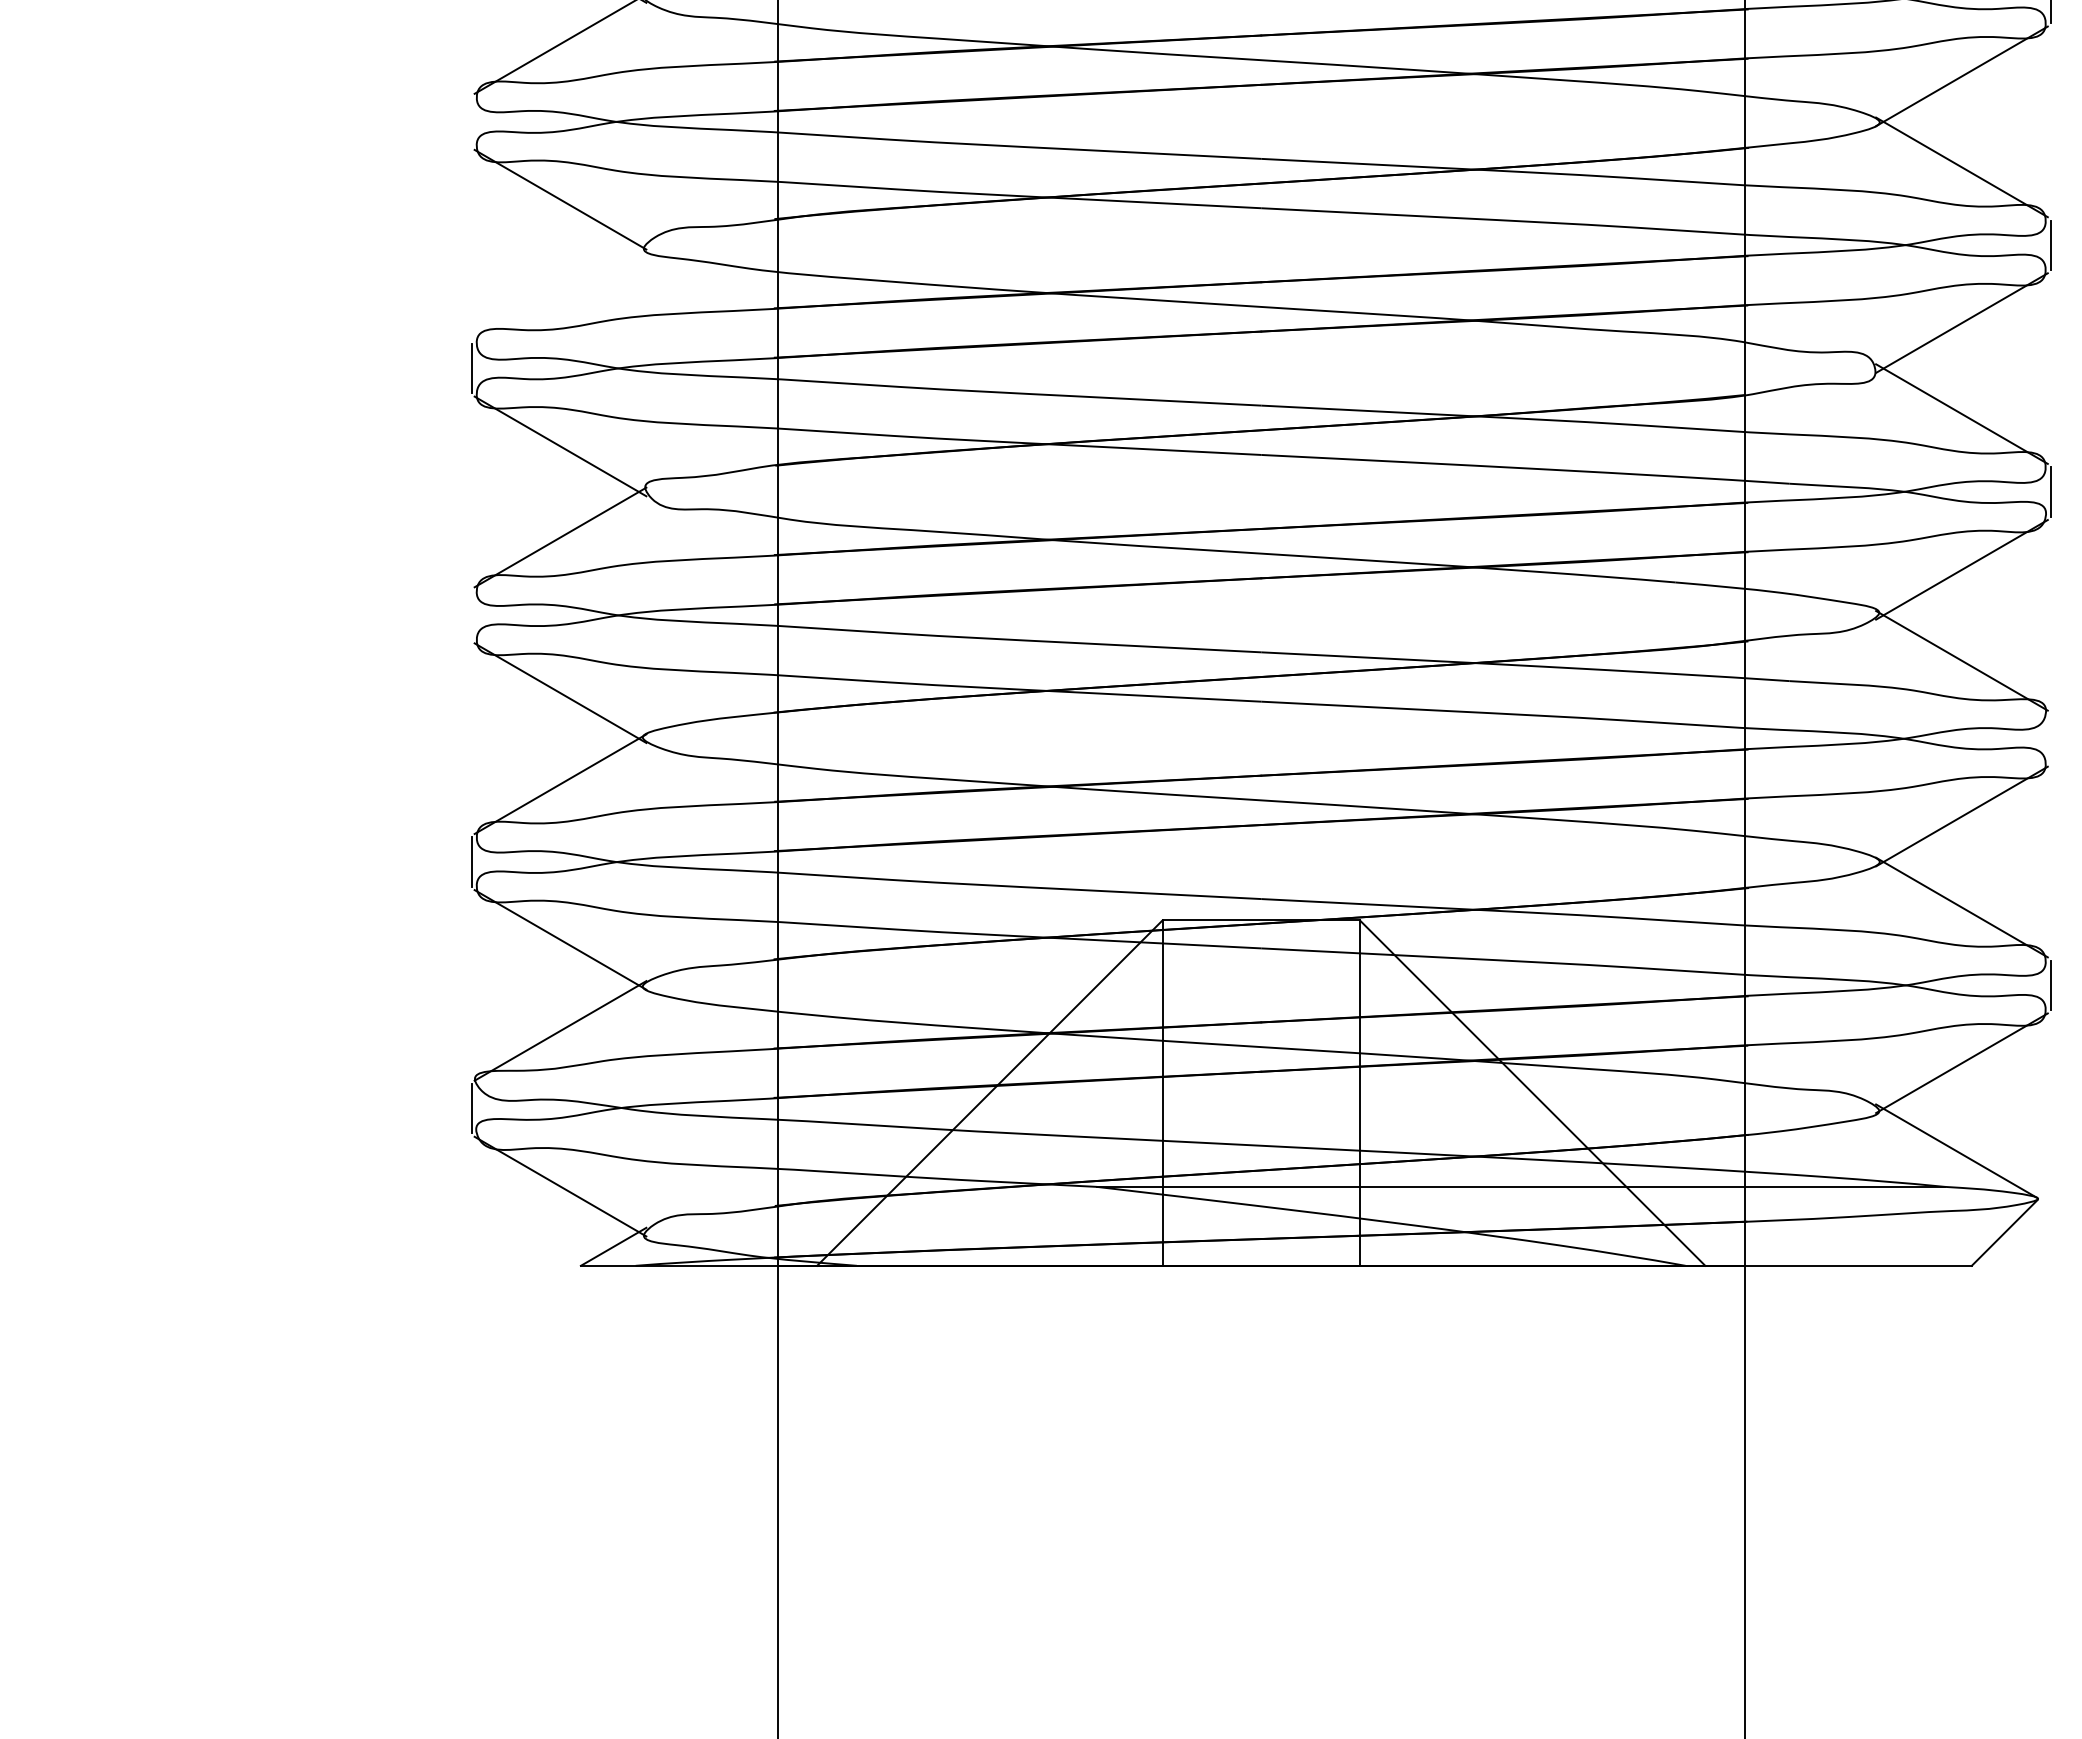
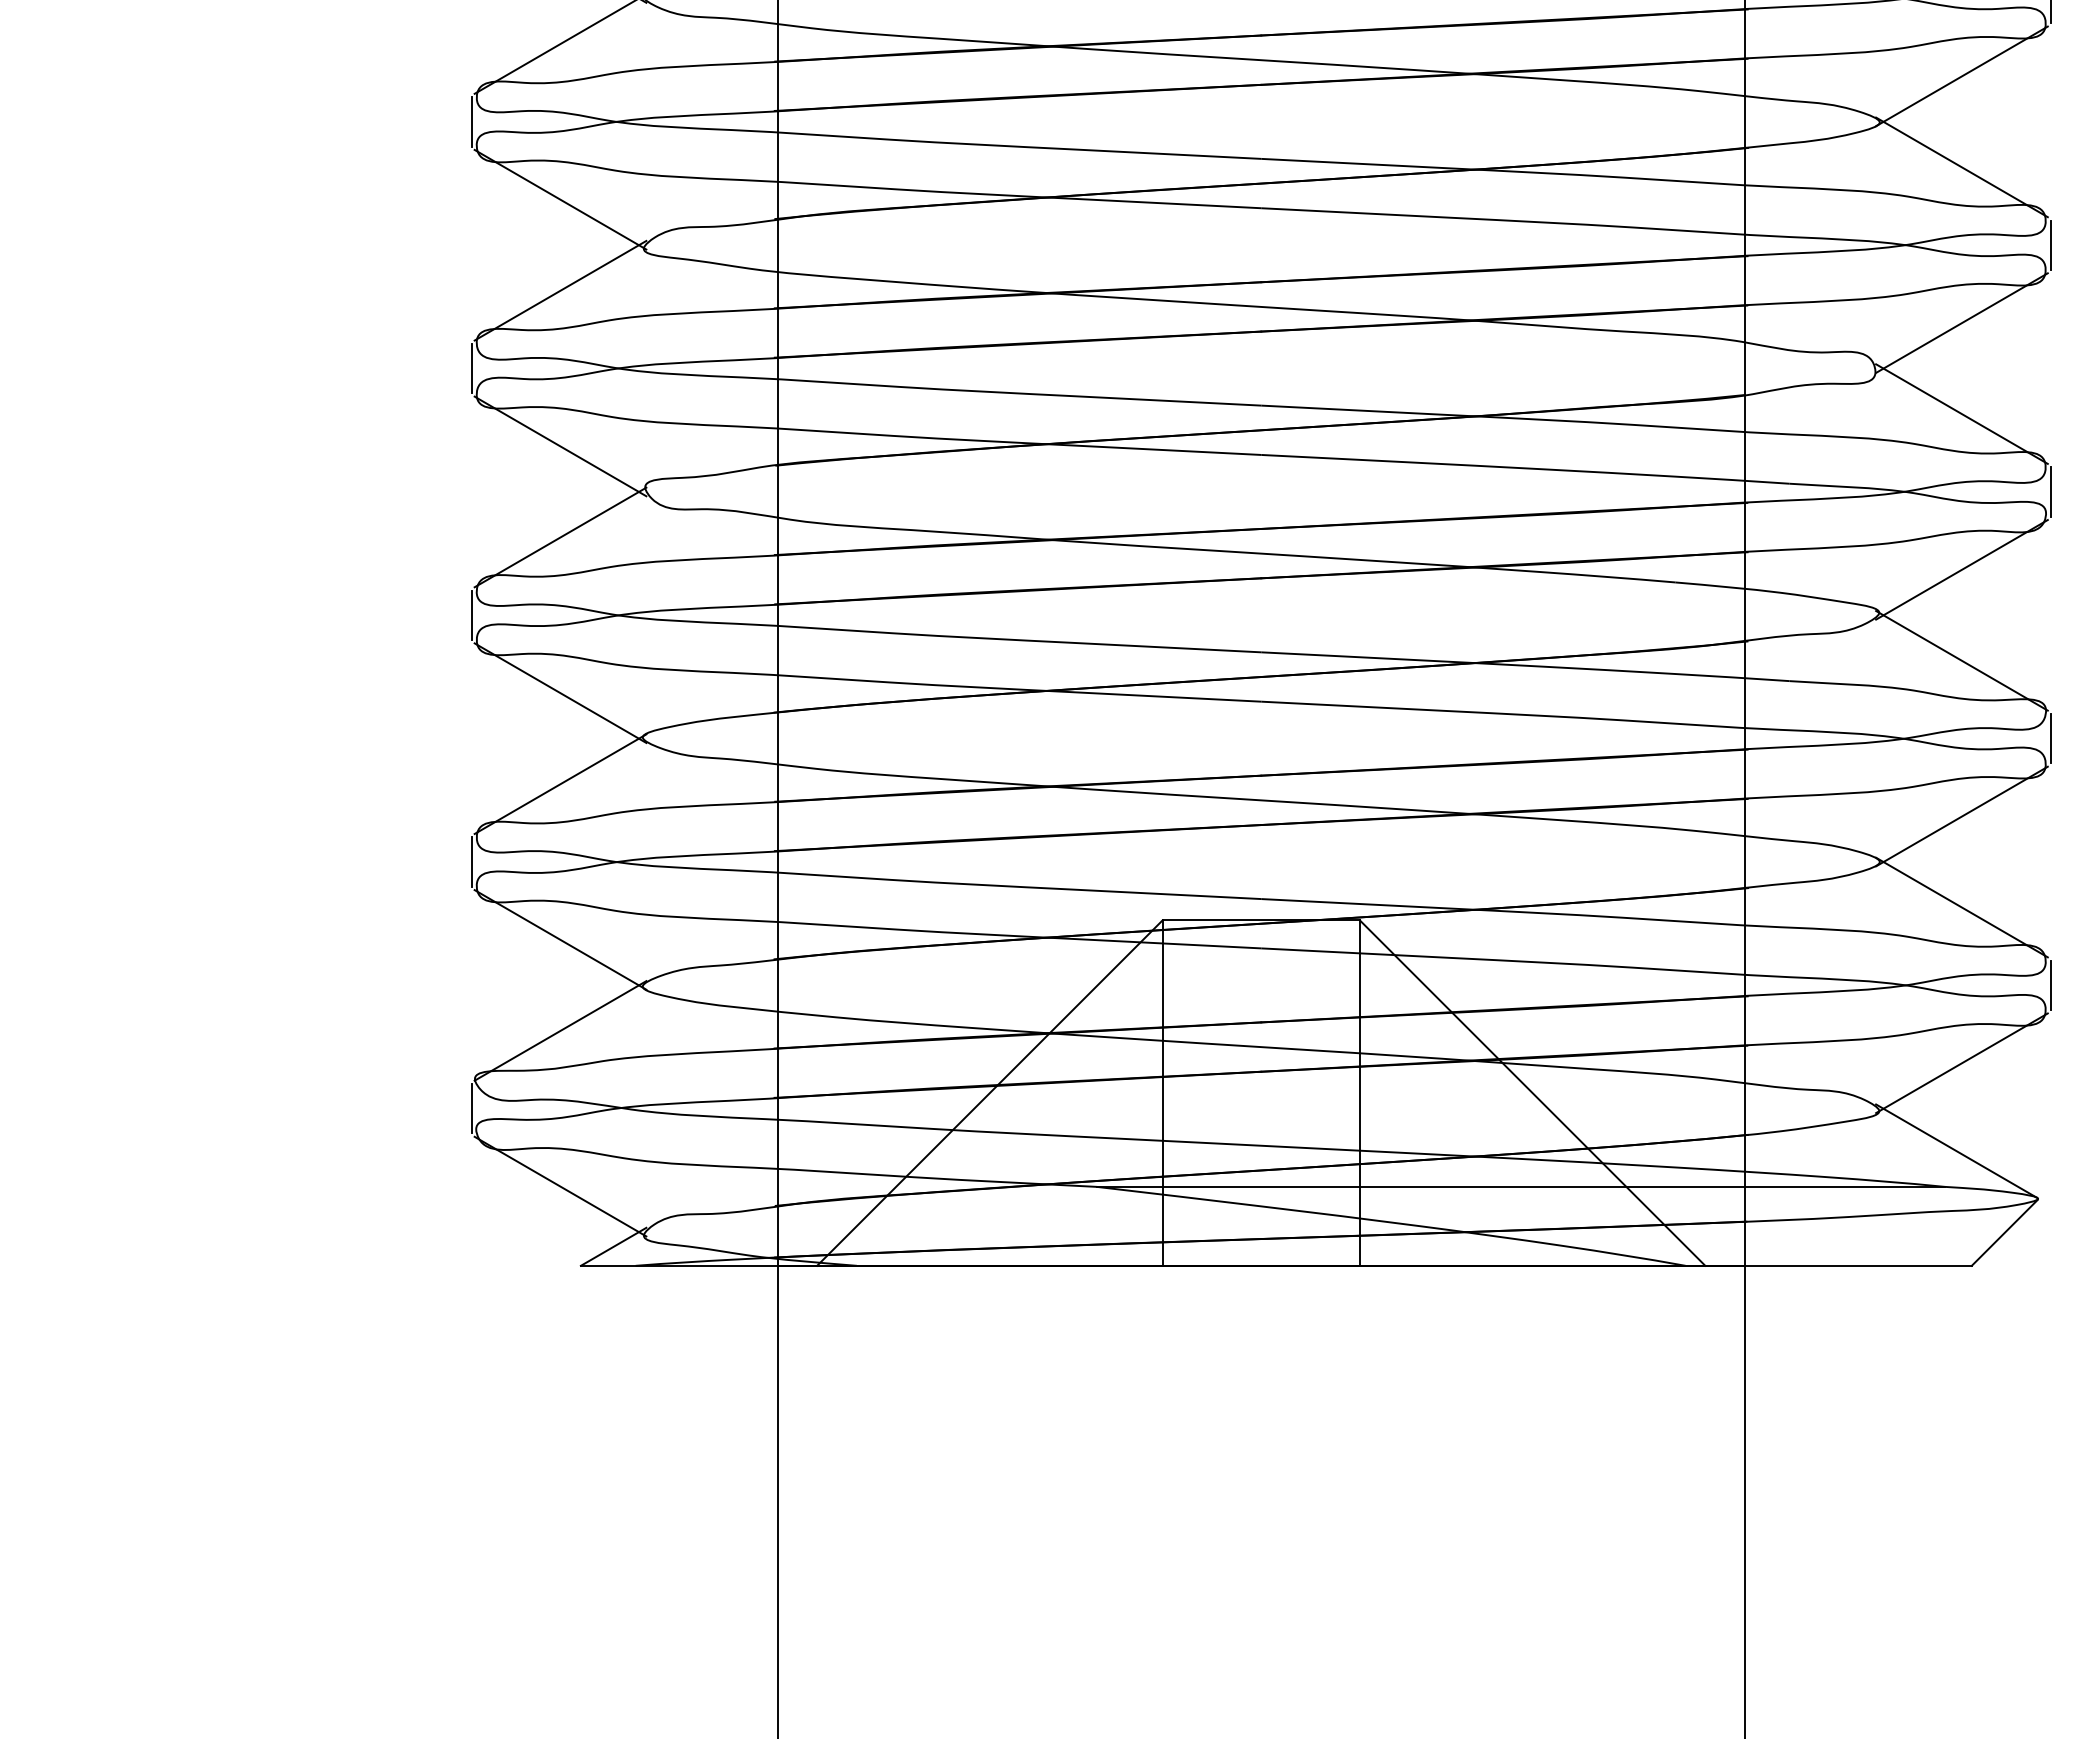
line: none -> present (471, 121)
line: none -> present (560, 290)
line: none -> present (471, 615)
line: none -> present (2050, 738)
